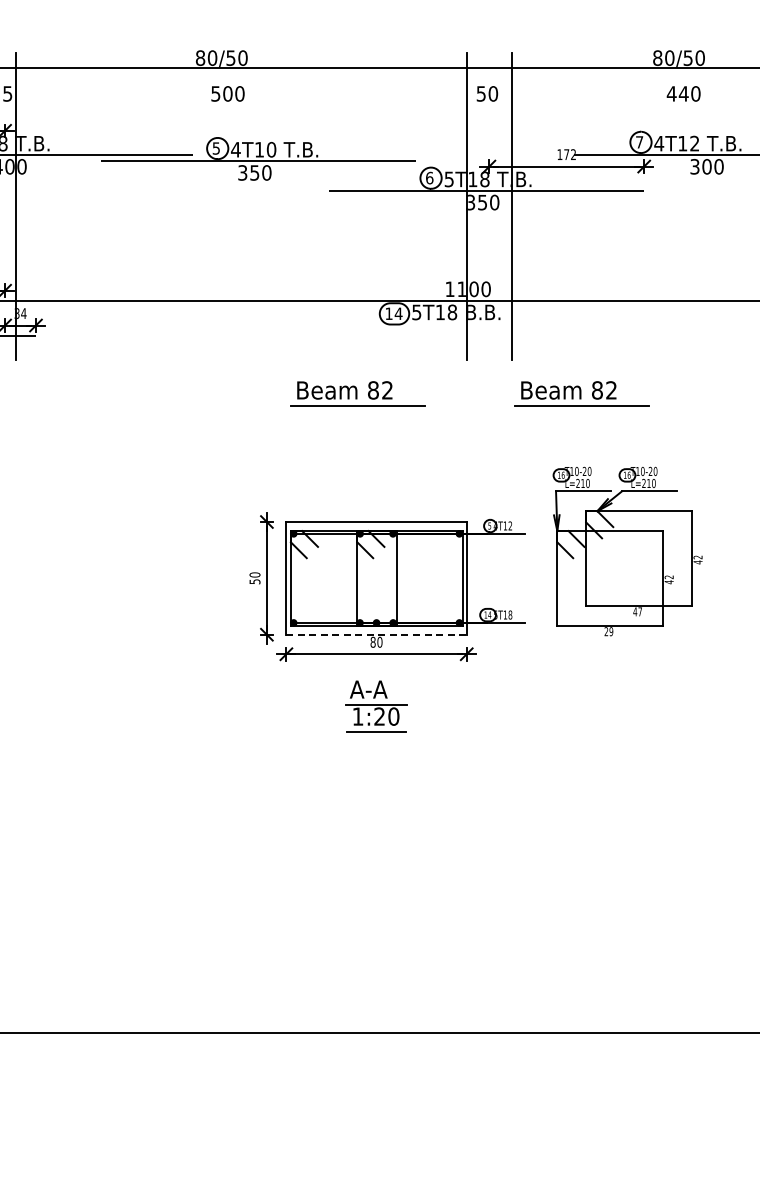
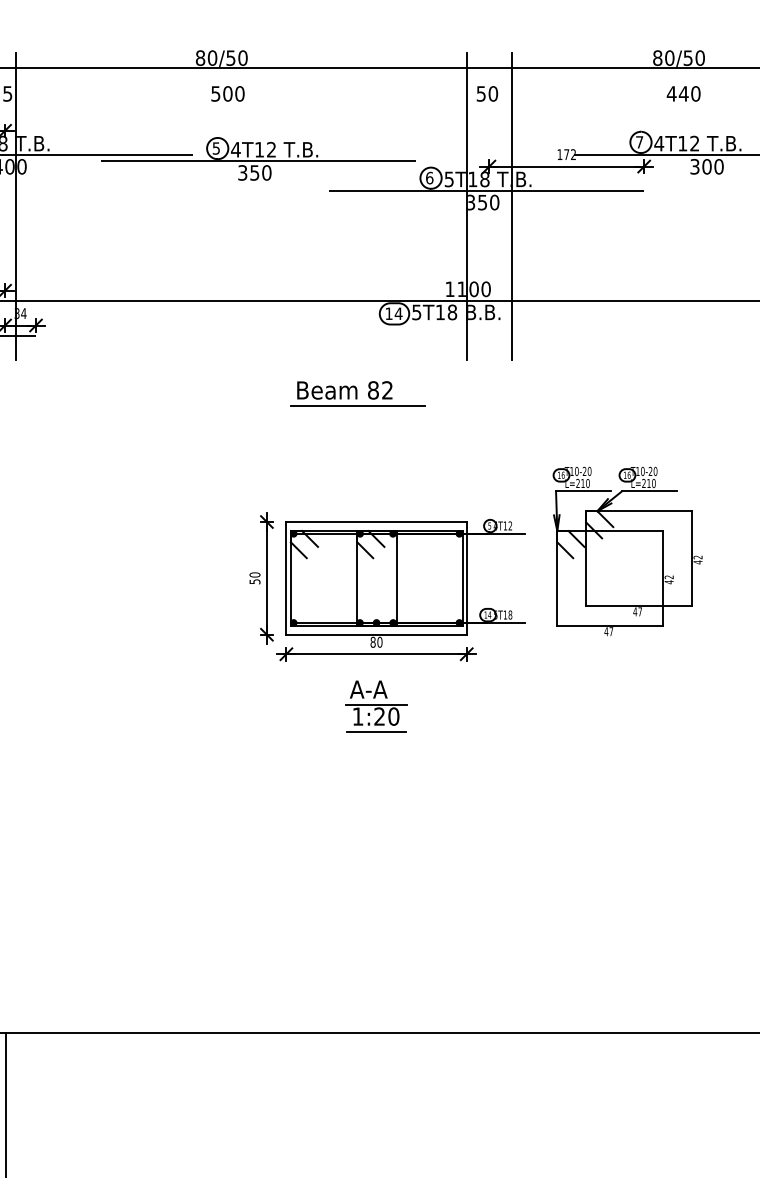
text: 4T10 -> 4T12 (271, 149)
part: present -> none (581, 393)
text: 29 -> 47 (608, 631)
line: dashed -> solid (377, 634)
line: none -> present (5, 1103)
